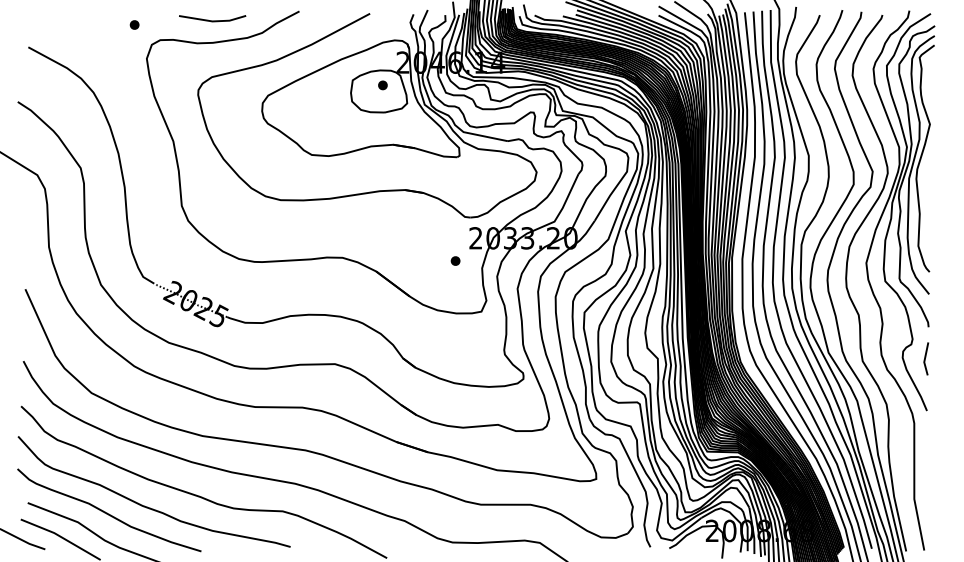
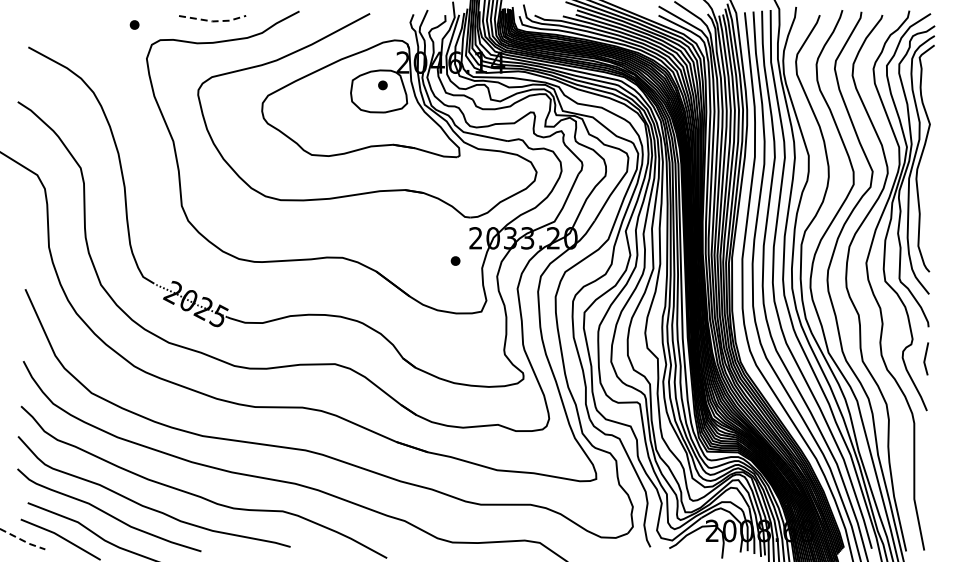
line: solid -> dashed (213, 21)
line: solid -> dashed (23, 540)
